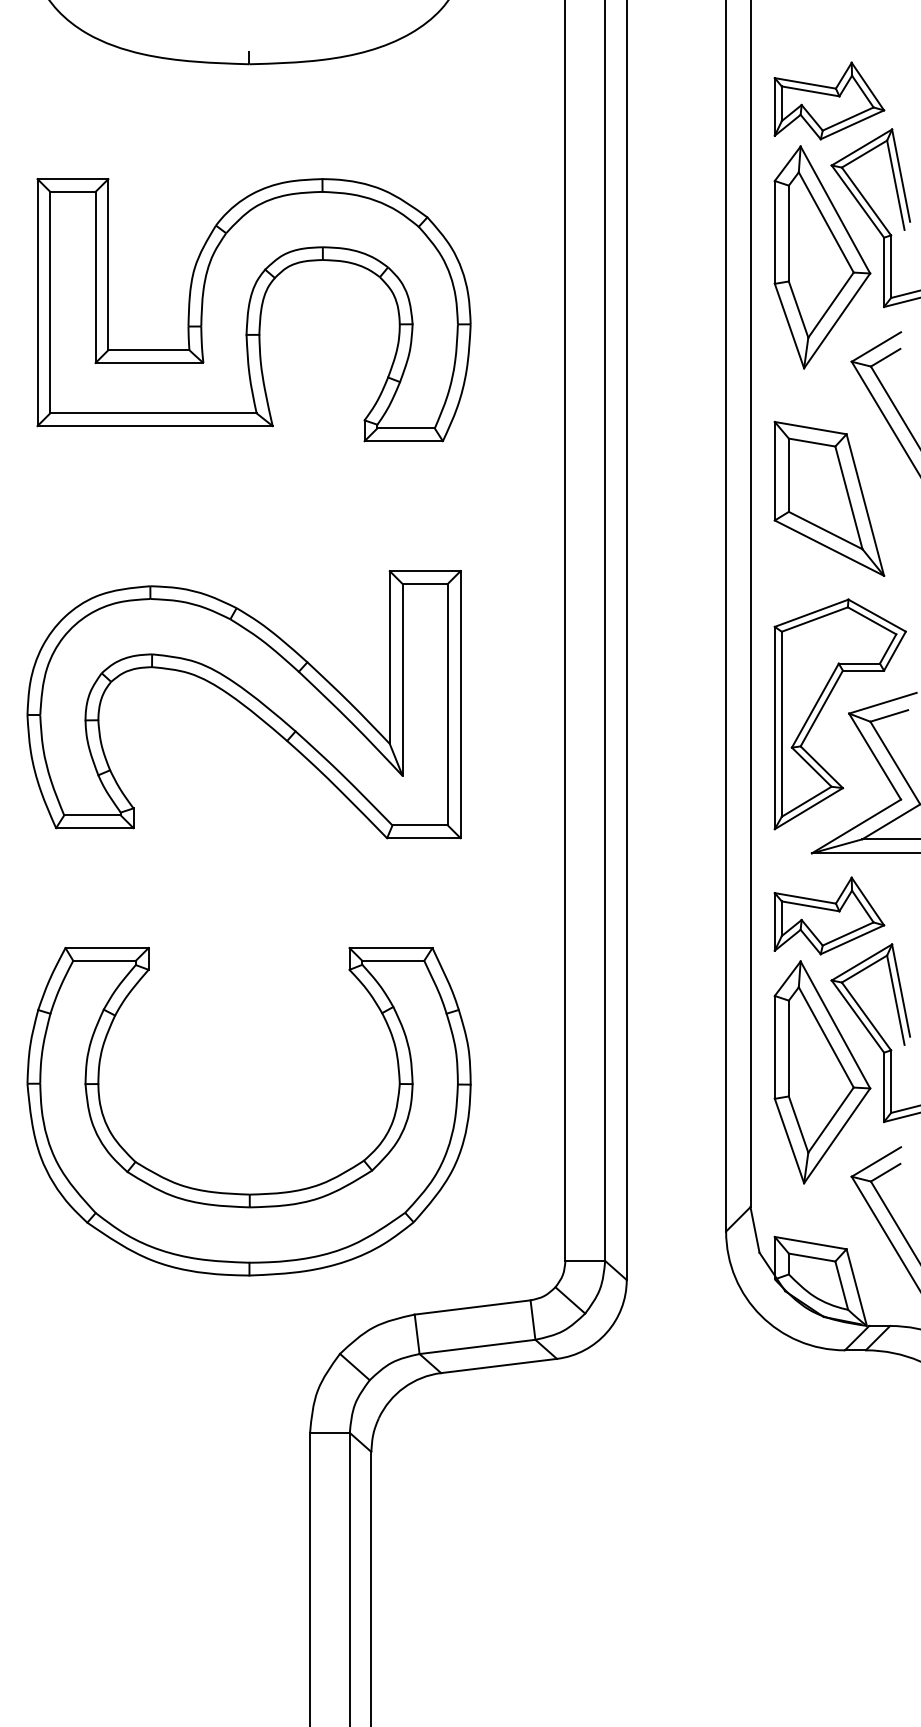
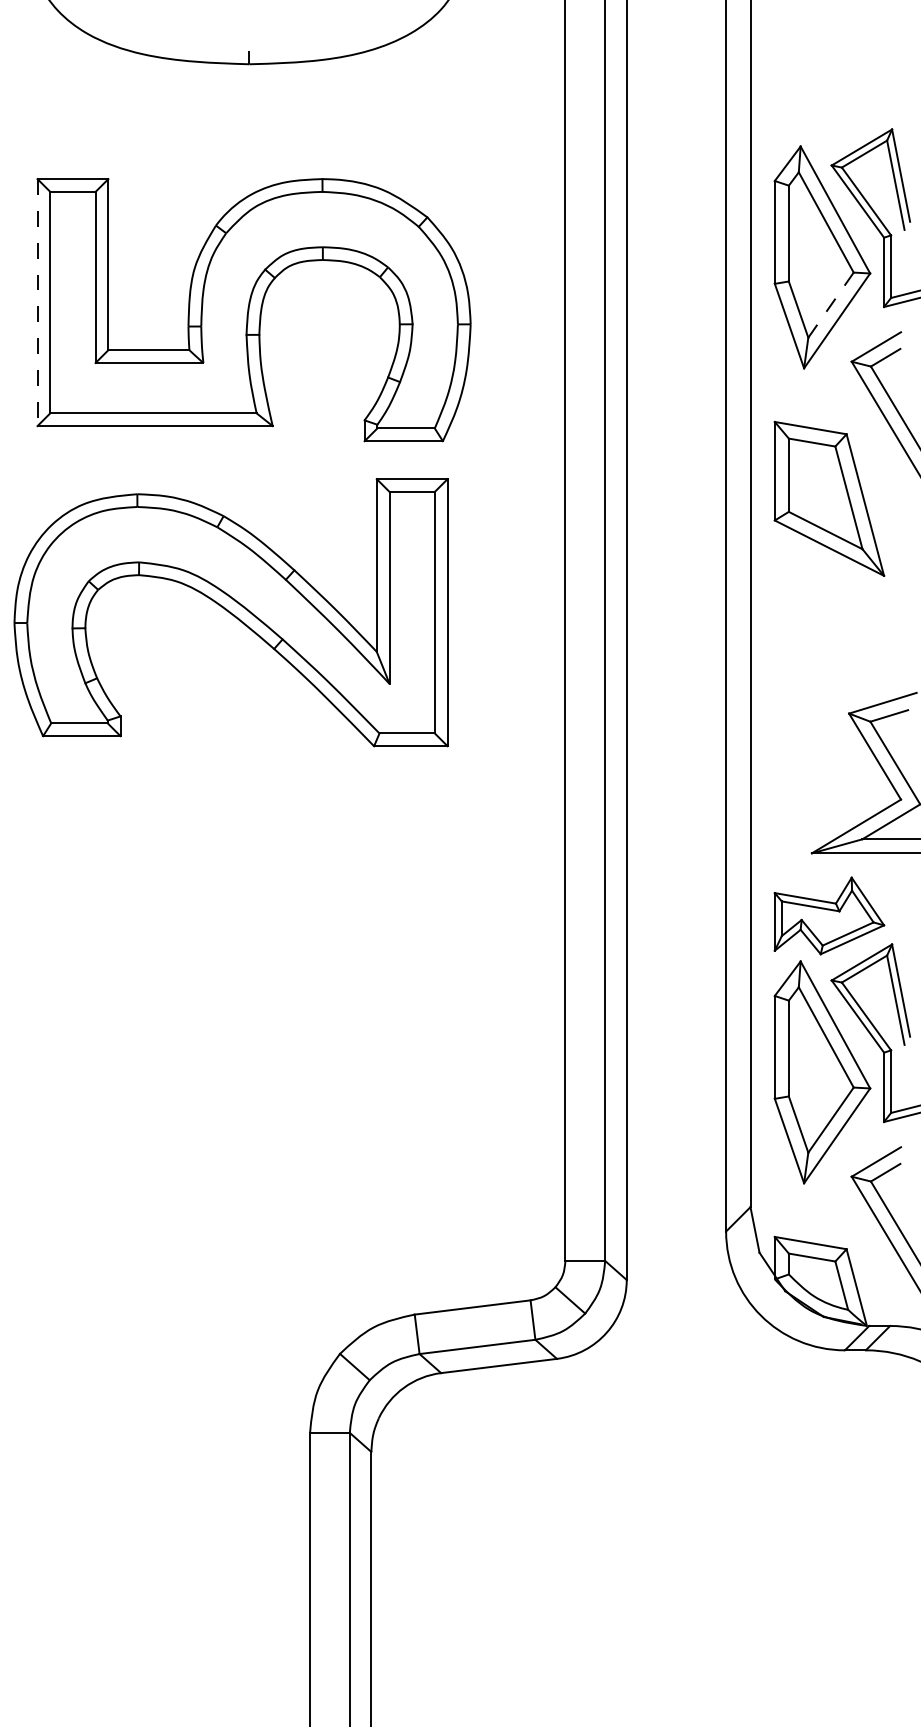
part: present -> none (829, 100)
line: solid -> dashed (37, 303)
line: solid -> dashed (831, 305)
part position: (243, 704) -> (230, 612) (230, 612)
part: present -> none (825, 704)
part: present -> none (248, 1193)
